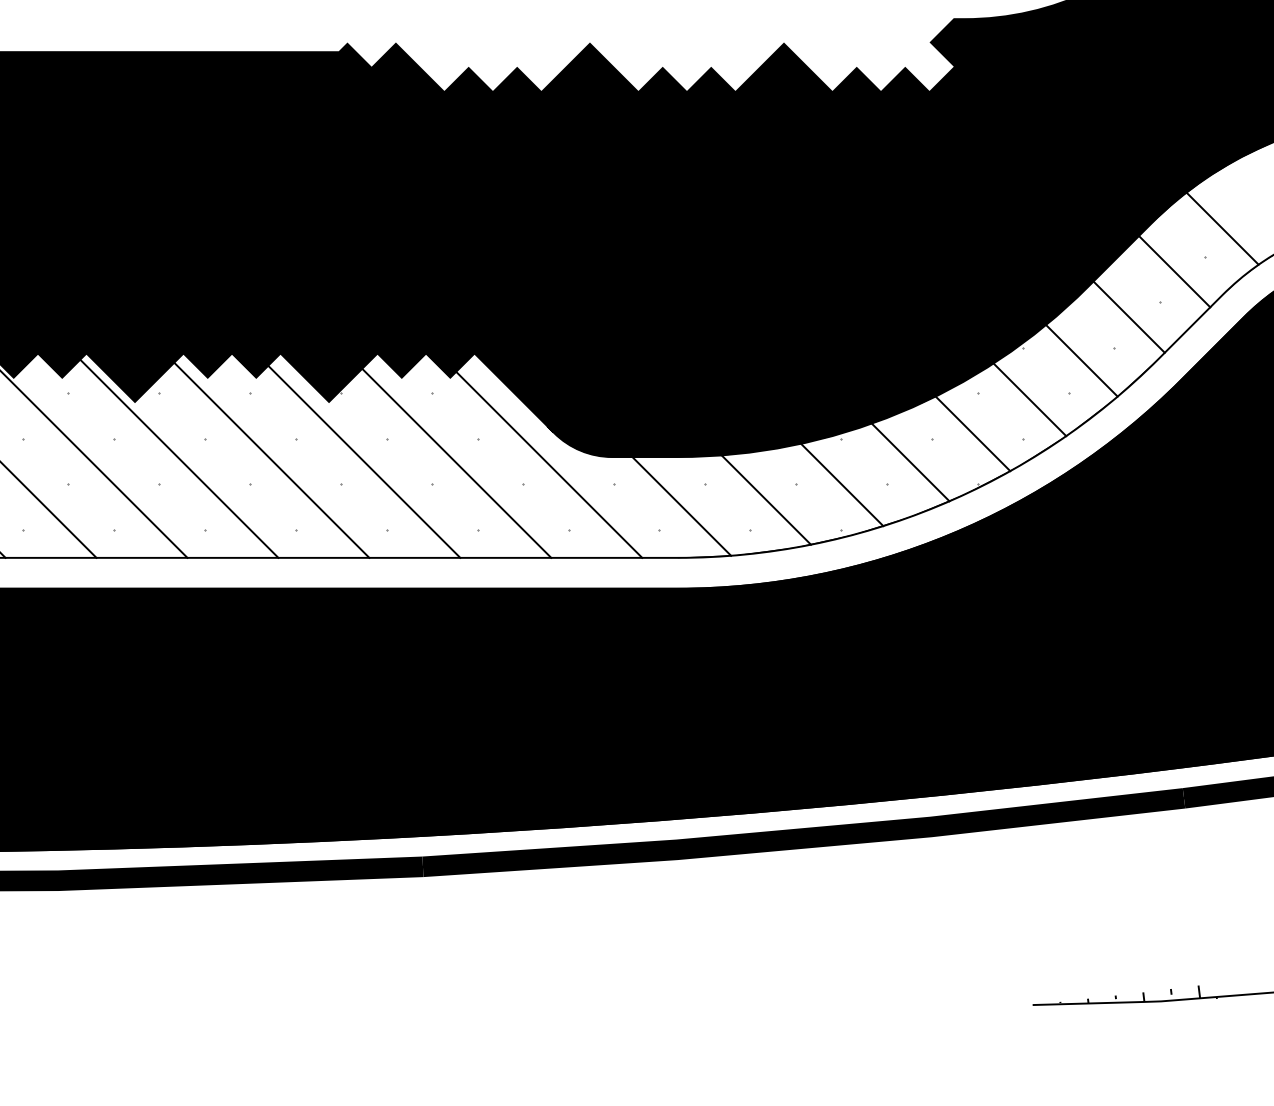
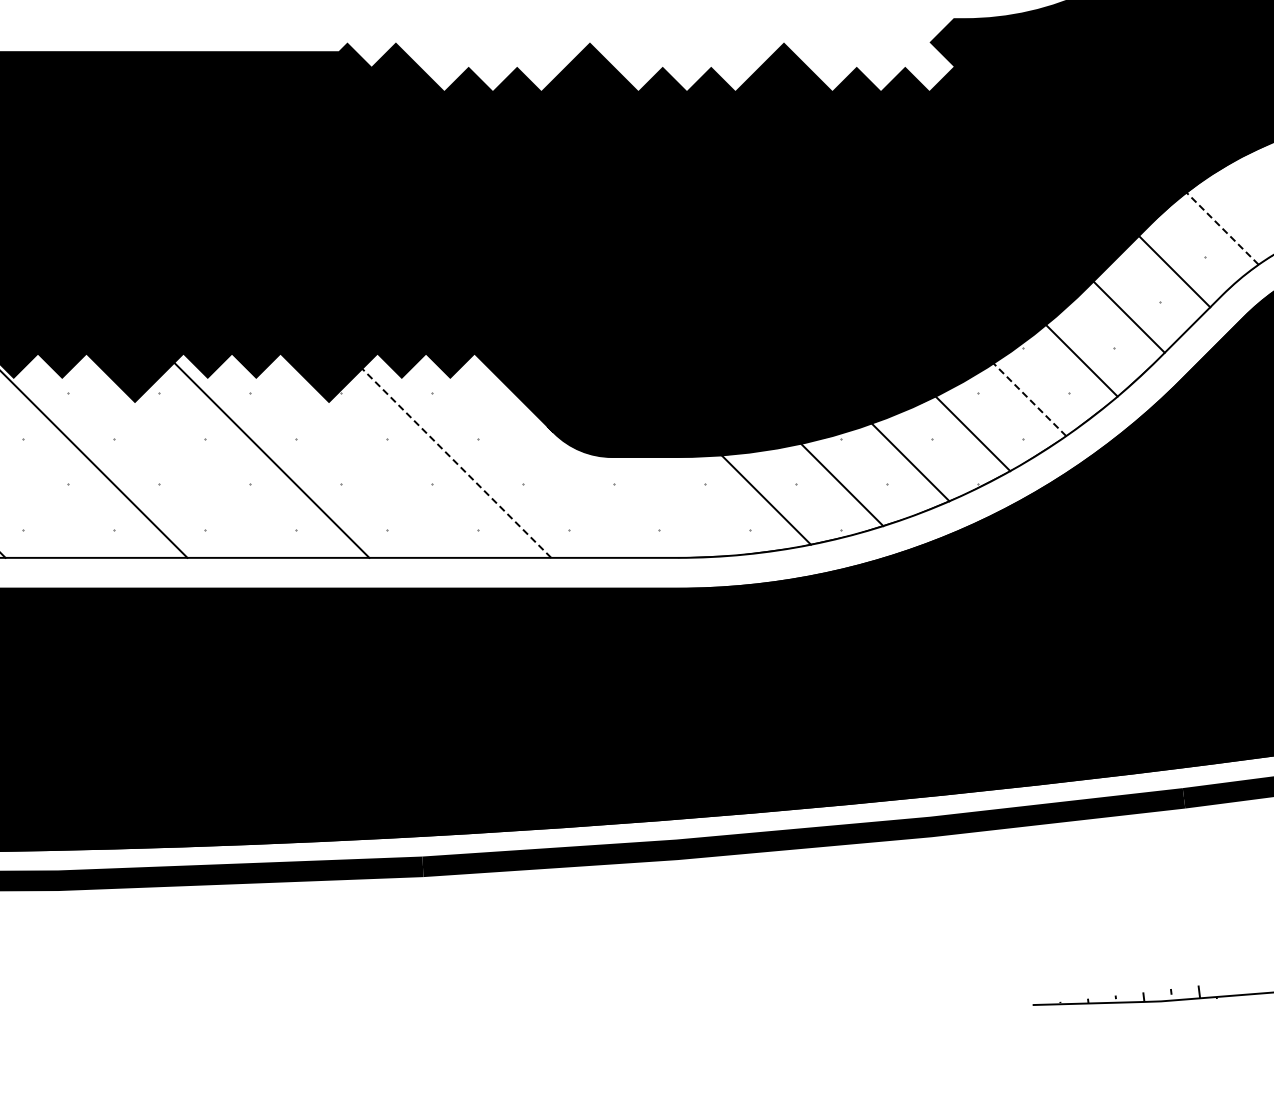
line: solid -> dashed (1222, 228)
line: solid -> dashed (1029, 399)
line: present -> none (179, 458)
line: present -> none (364, 461)
line: solid -> dashed (456, 463)
line: present -> none (549, 464)
line: present -> none (681, 506)
line: present -> none (49, 510)
